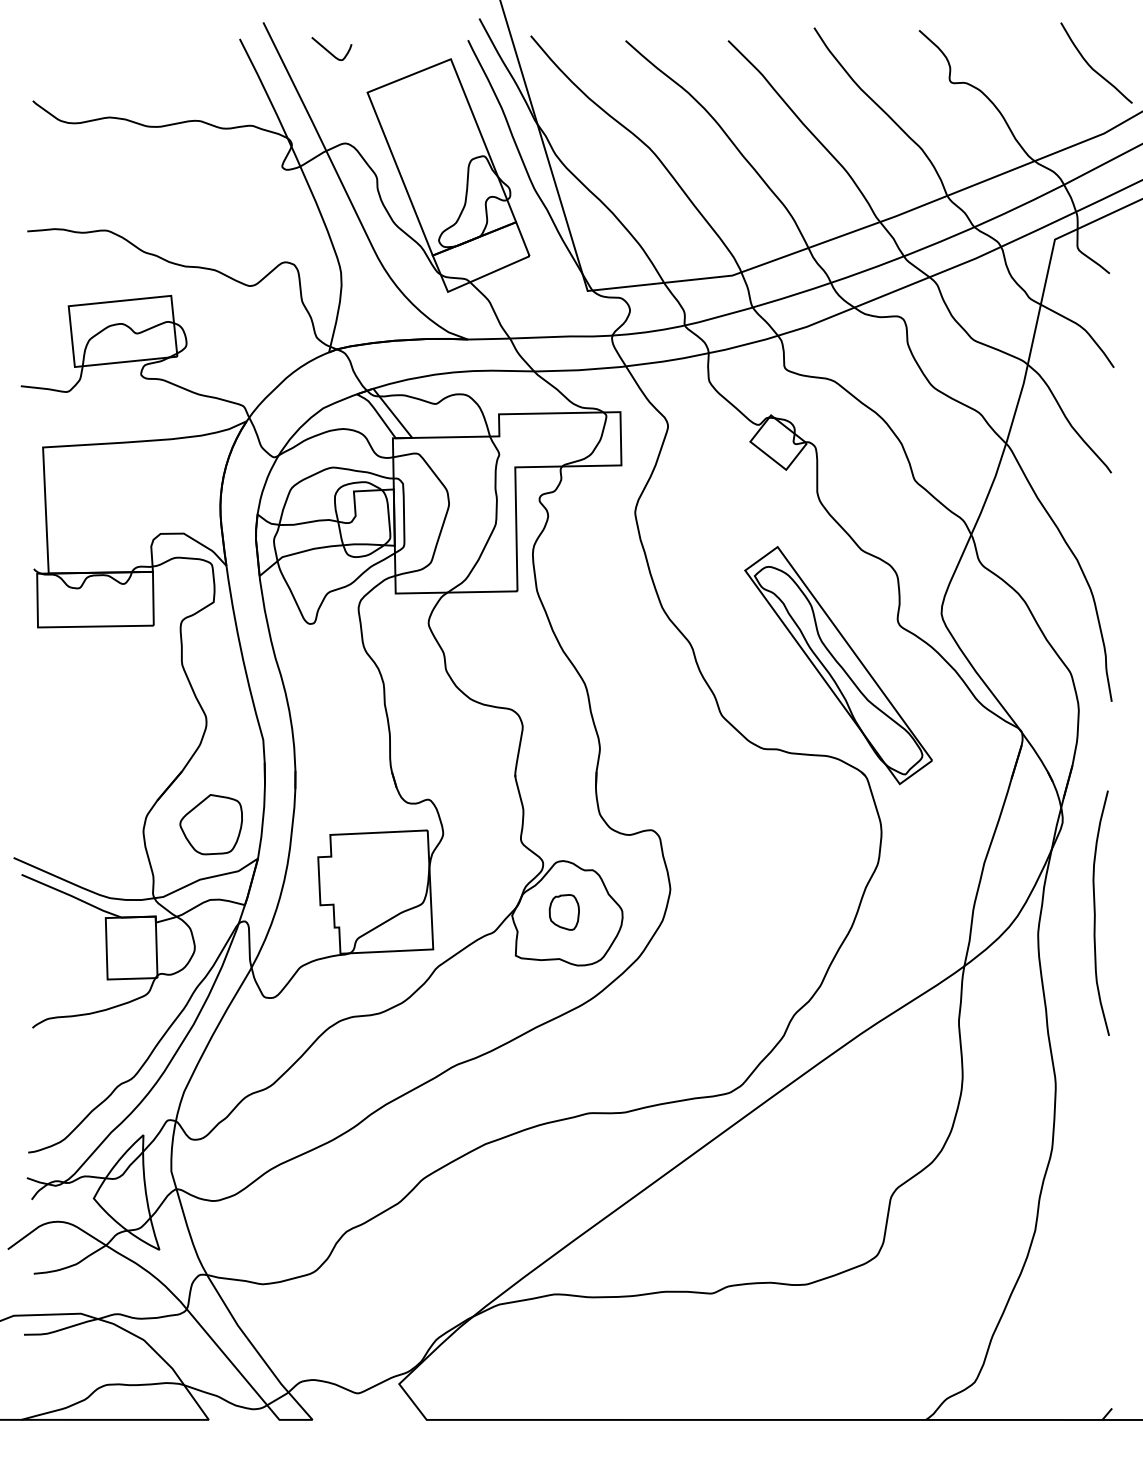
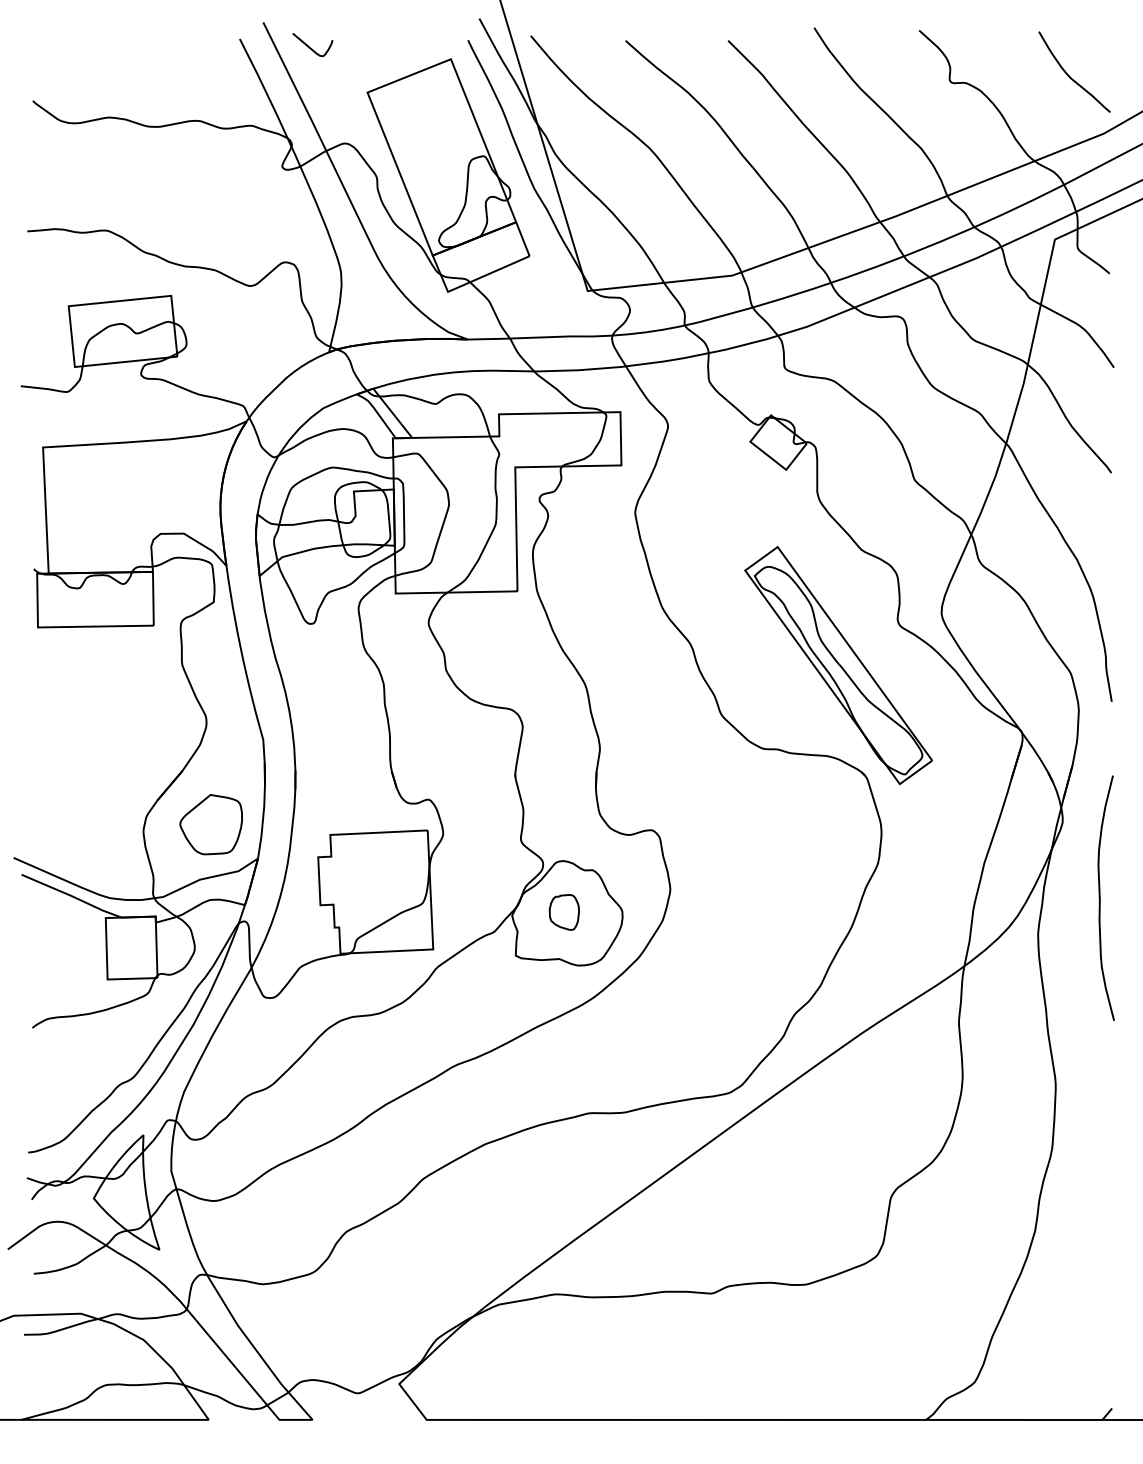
curve position: (329, 51) -> (310, 47) (310, 47)
curve position: (1091, 66) -> (1069, 75) (1069, 75)
curve position: (1095, 912) -> (1100, 897) (1100, 897)
